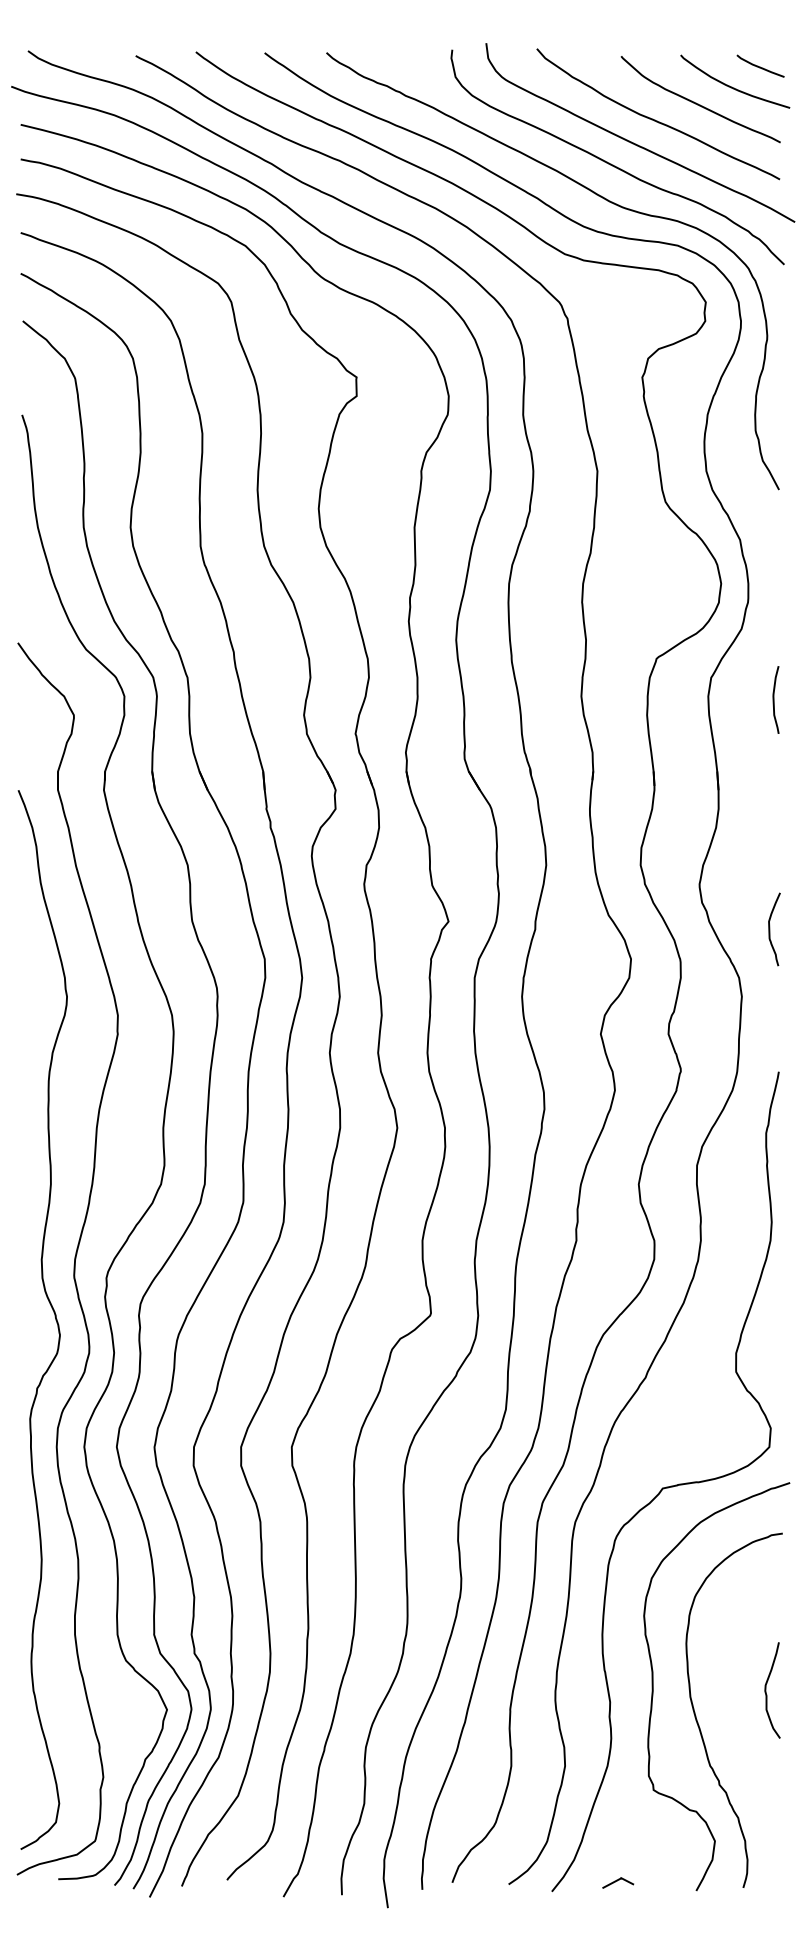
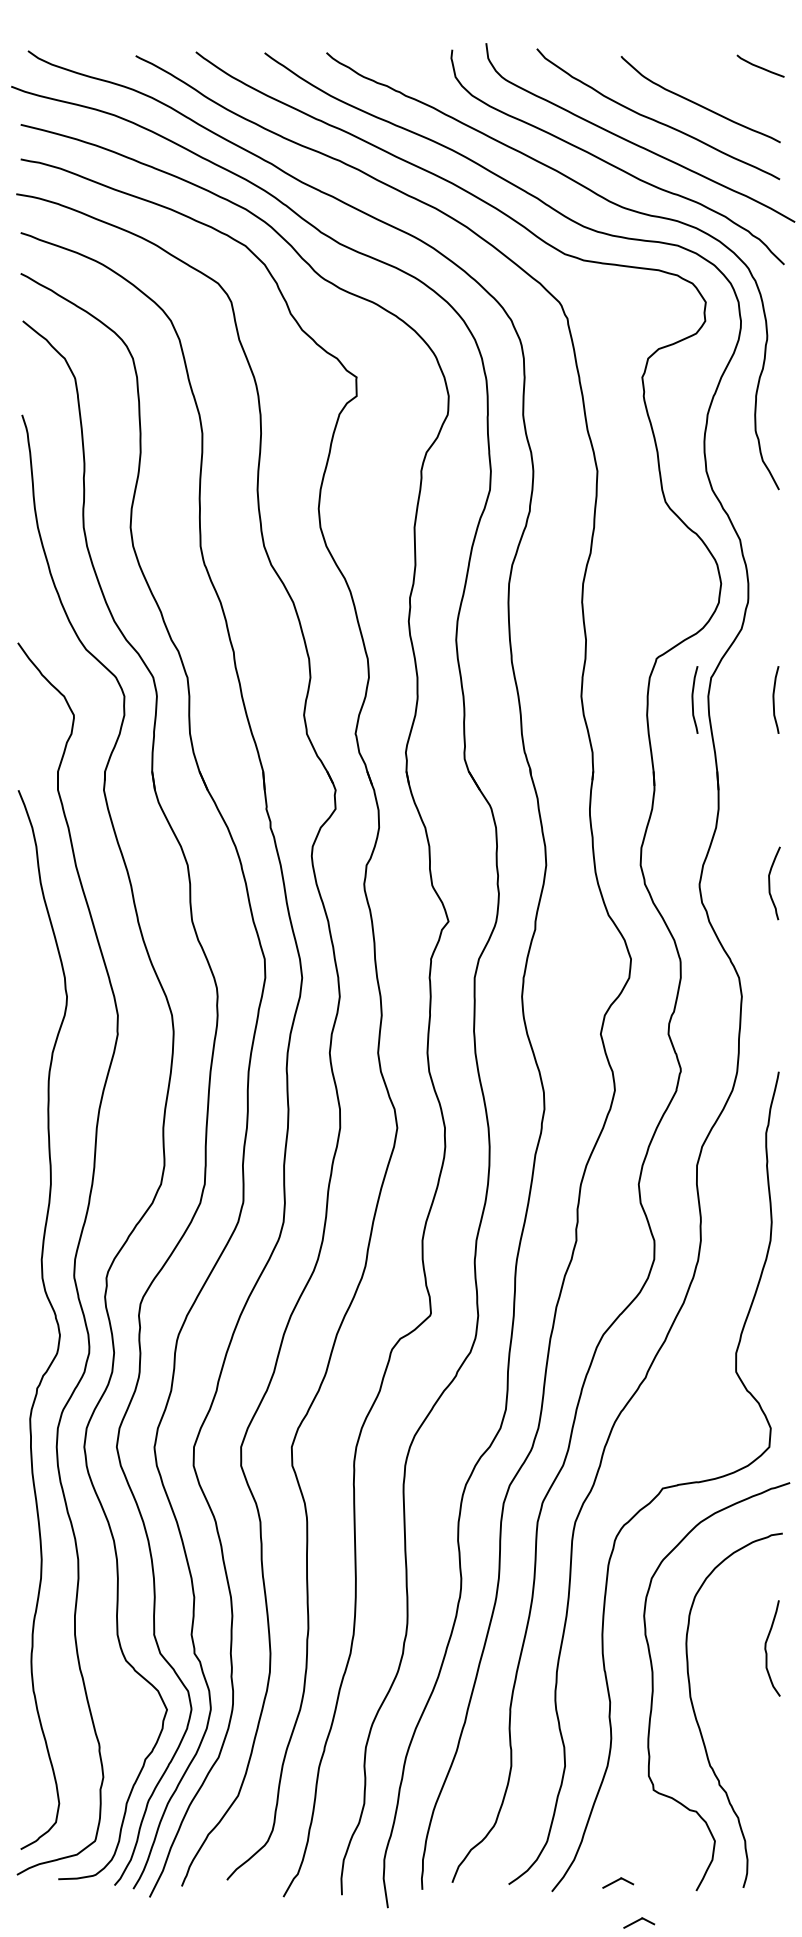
curve: present -> none (732, 86)
curve: none -> present (693, 699)
curve position: (770, 929) -> (770, 883) (770, 883)
curve position: (766, 1690) -> (766, 1648) (766, 1648)
line: none -> present (638, 1921)
